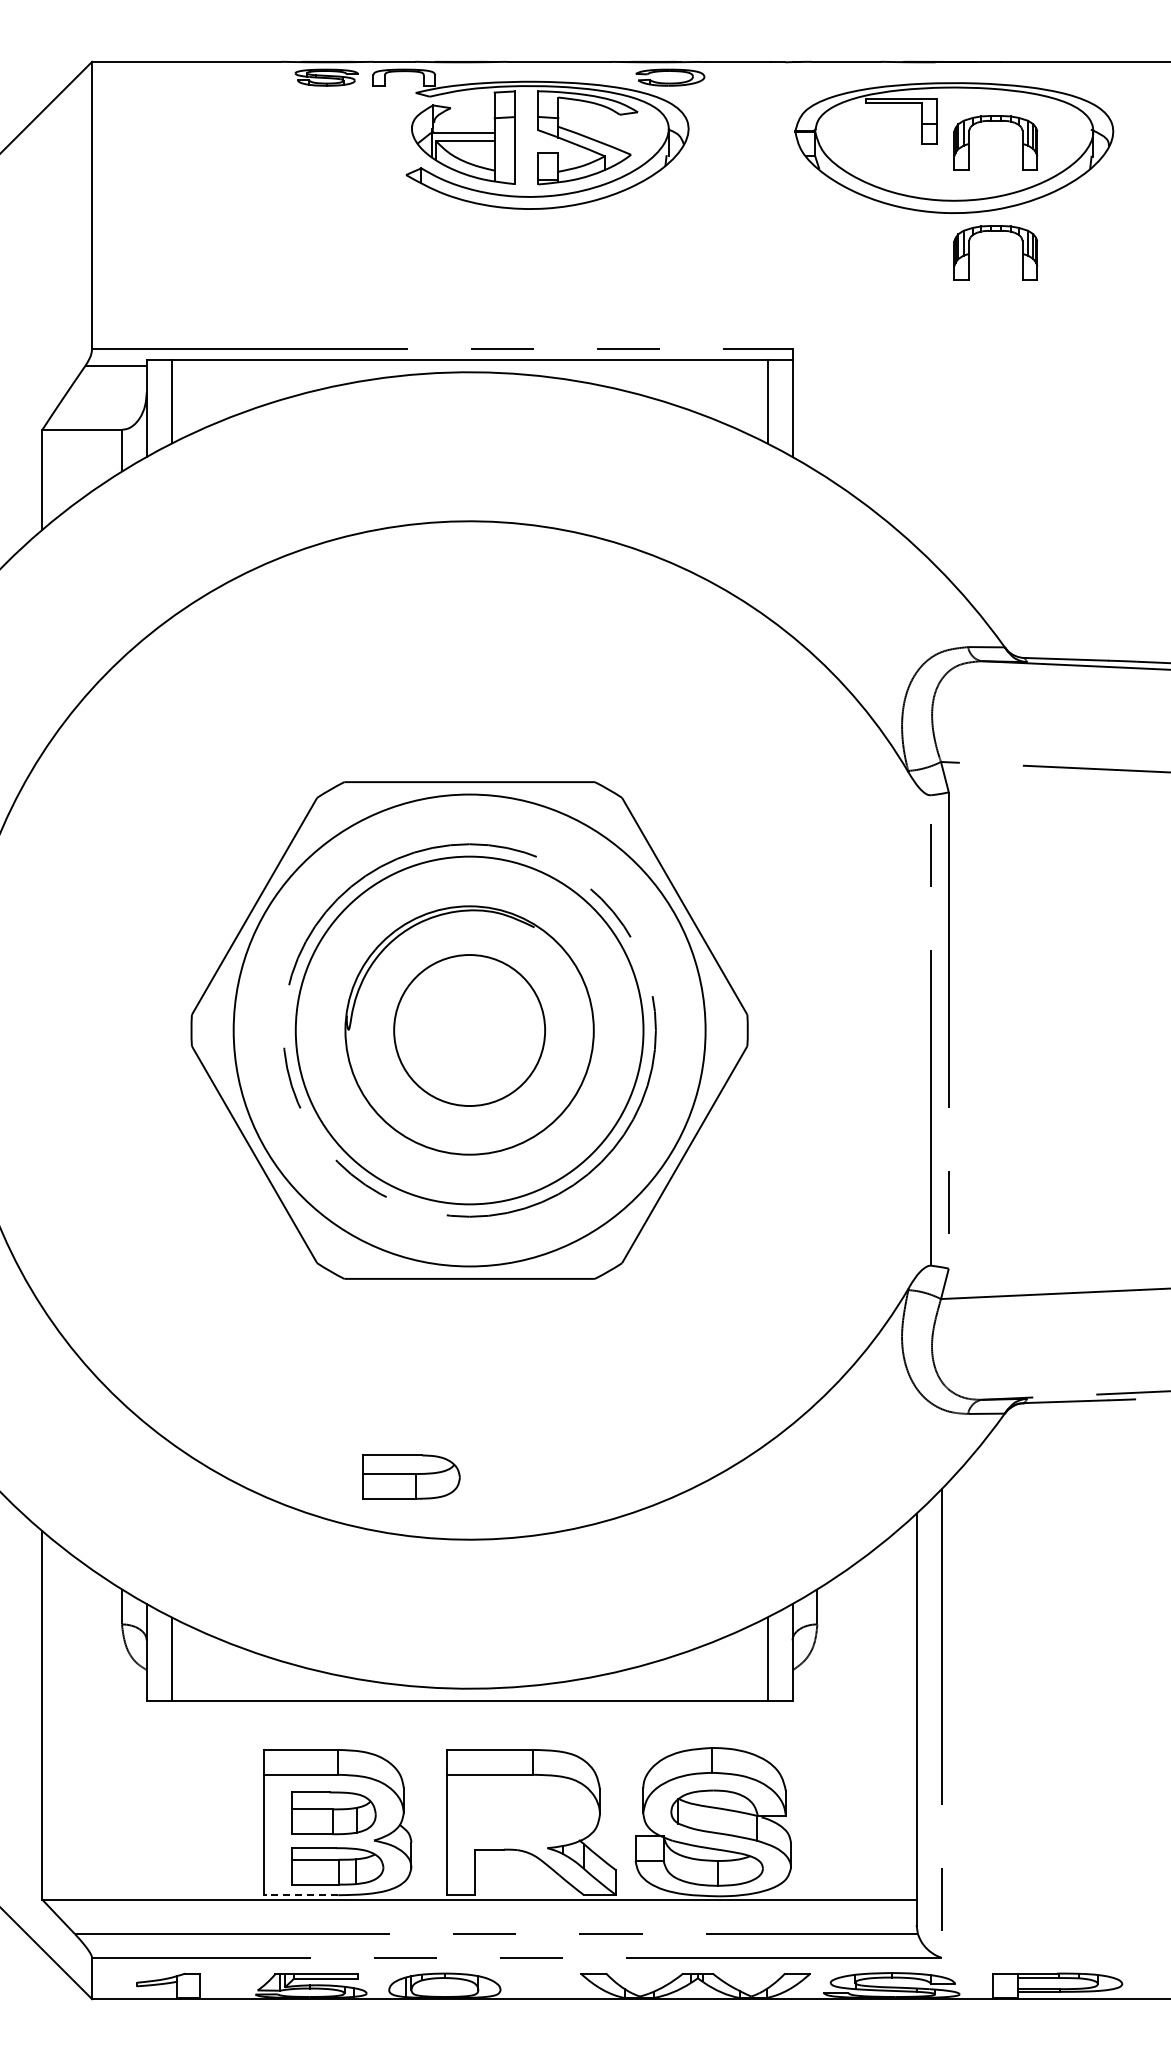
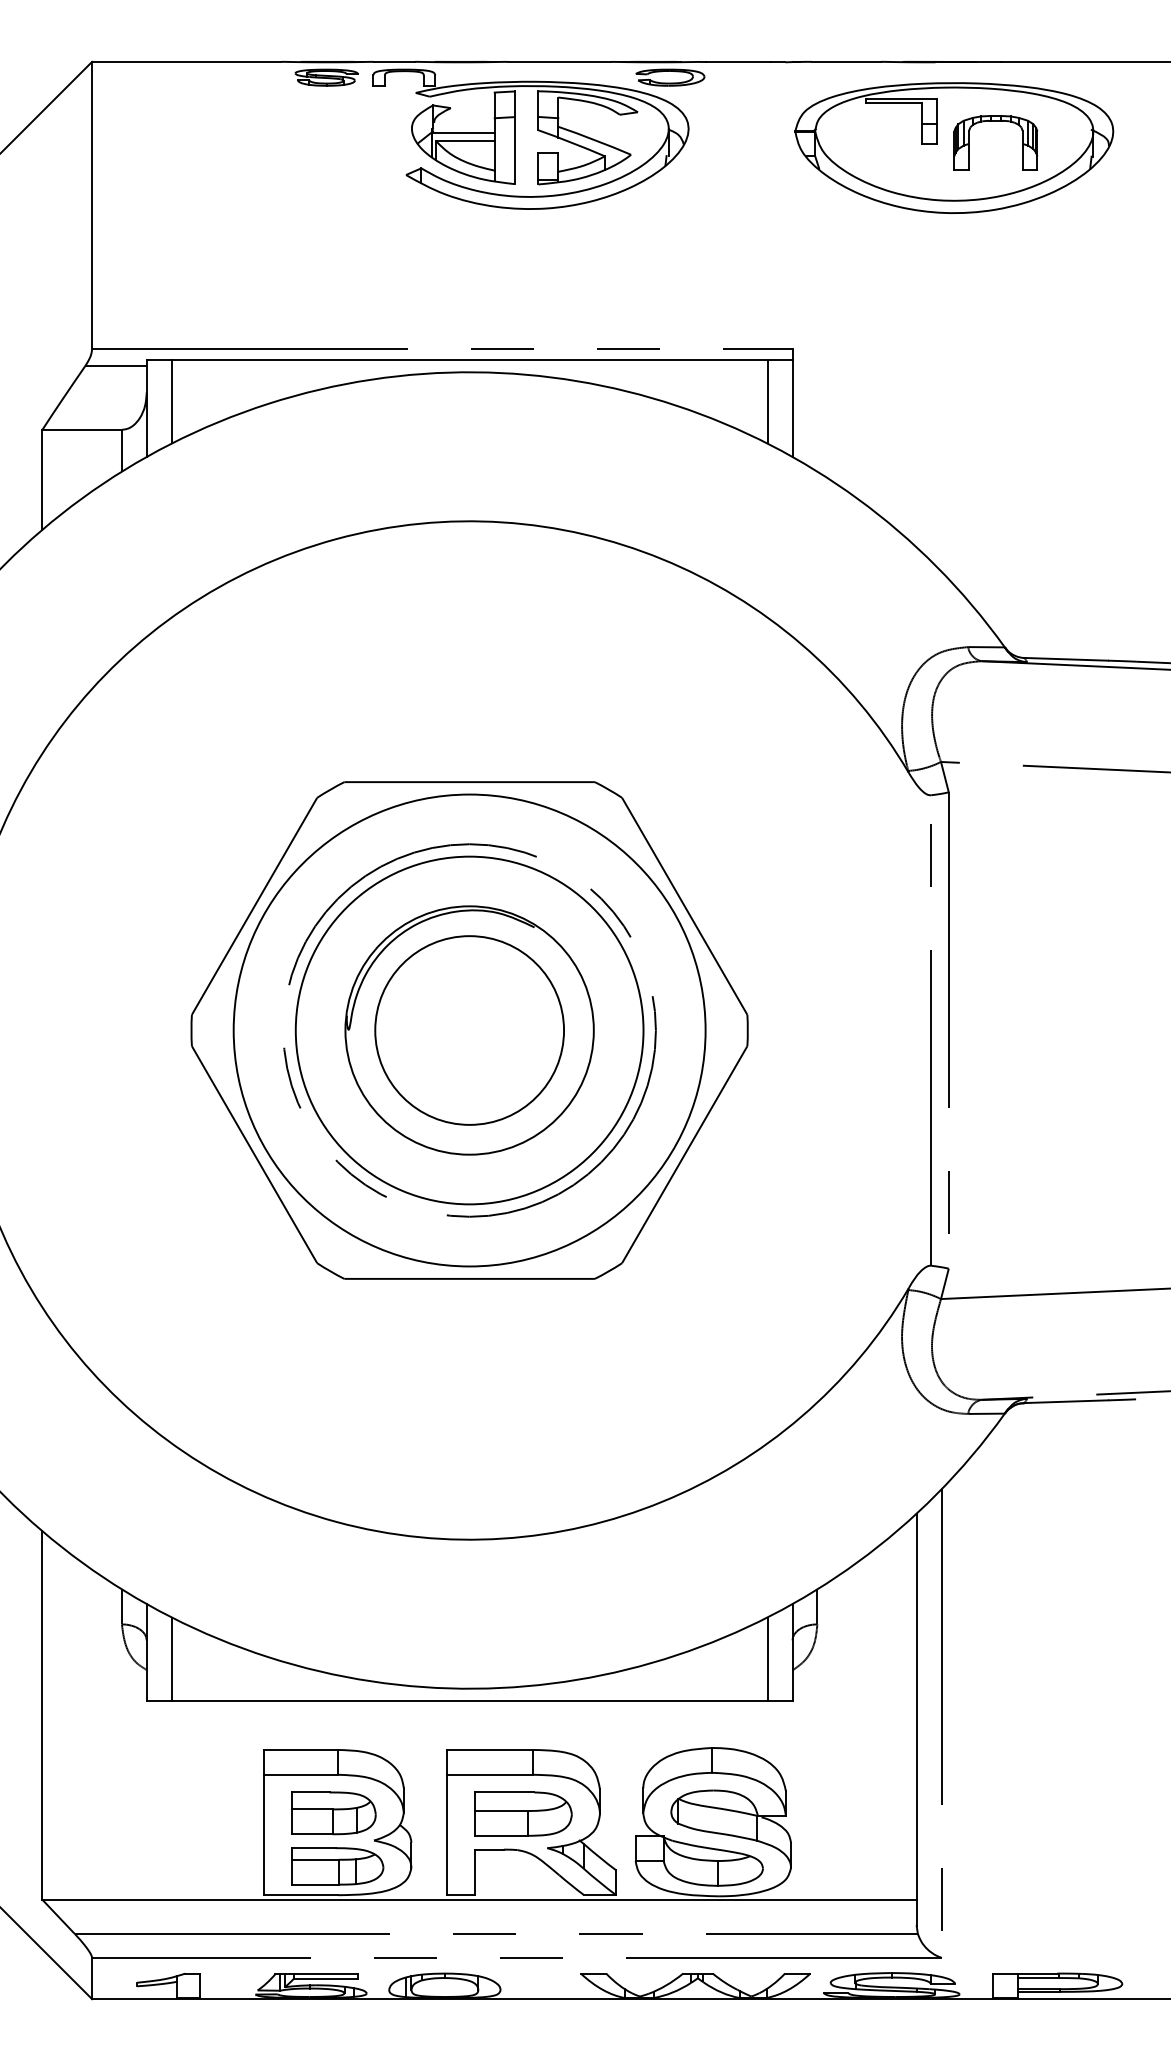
part: present -> none (995, 231)
circle diameter: 151 px -> 189 px (469, 1030)
part position: (411, 1476) -> (523, 1813) (523, 1813)
line: dashed -> solid (300, 1895)
